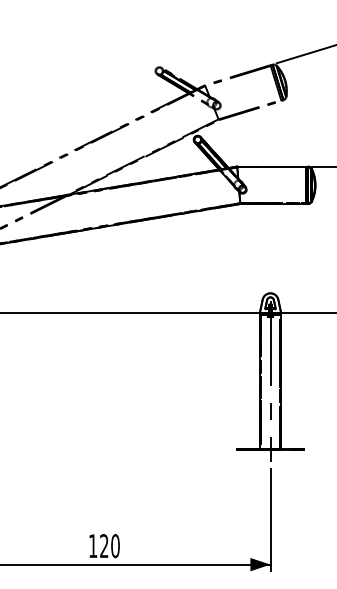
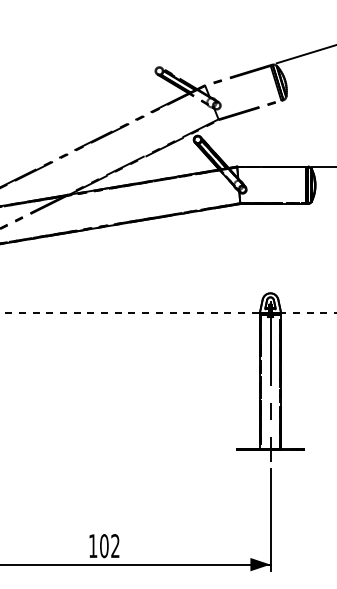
line: solid -> dashed (168, 313)
text: 120 -> 102 (109, 546)
